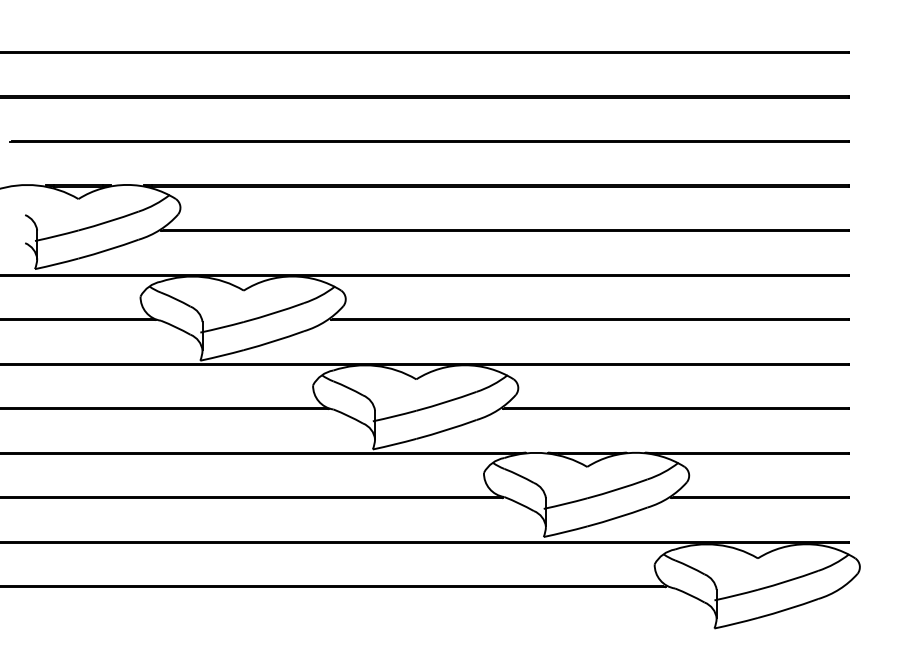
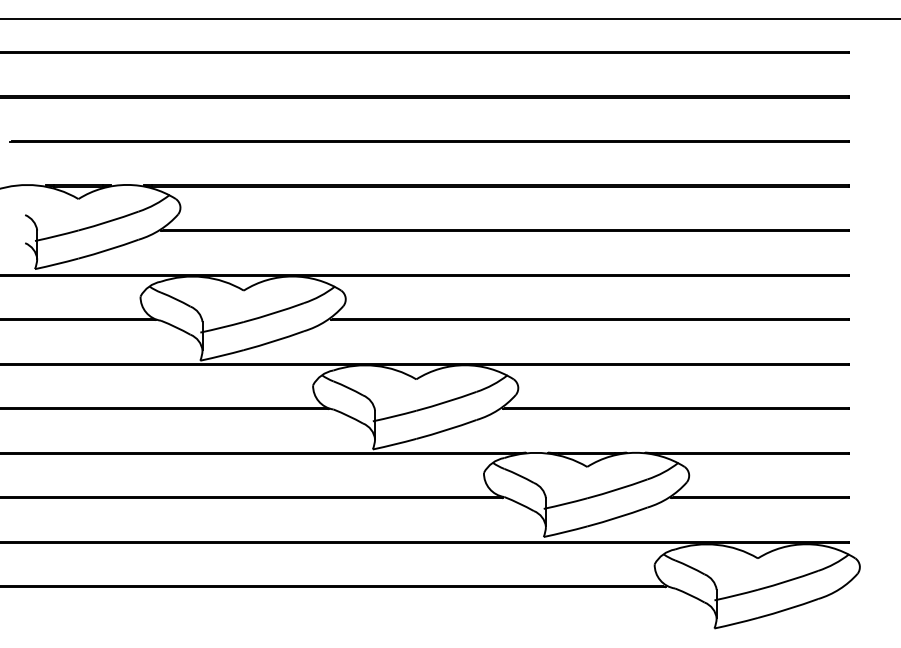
line: none -> present (449, 19)
